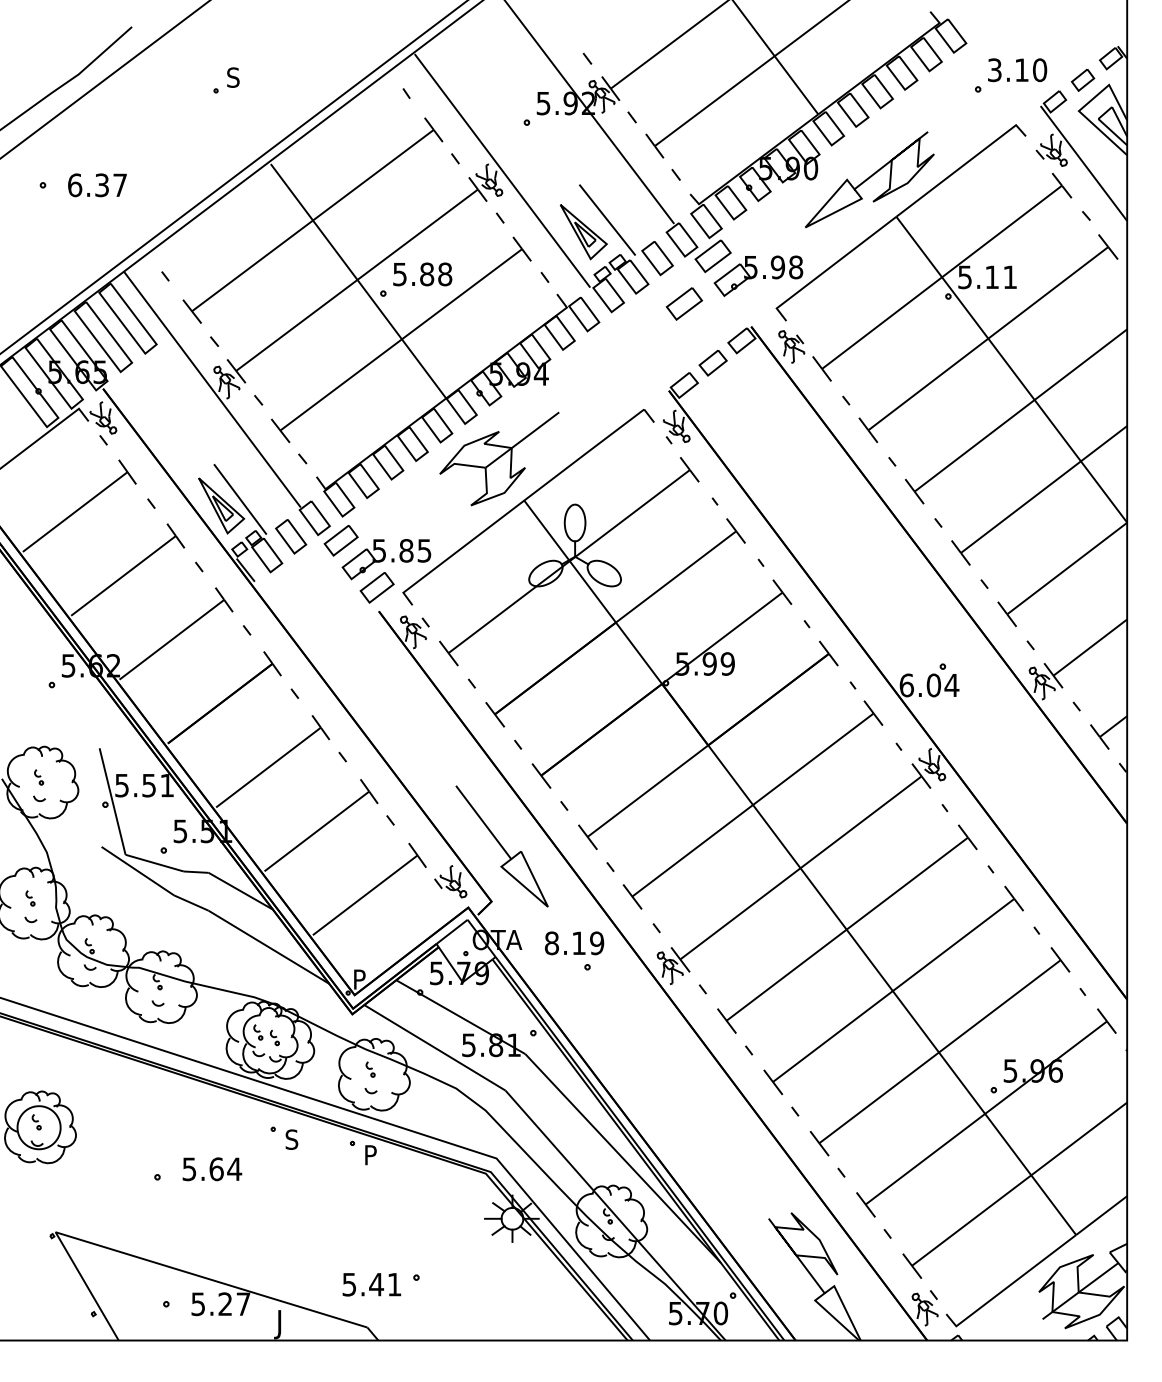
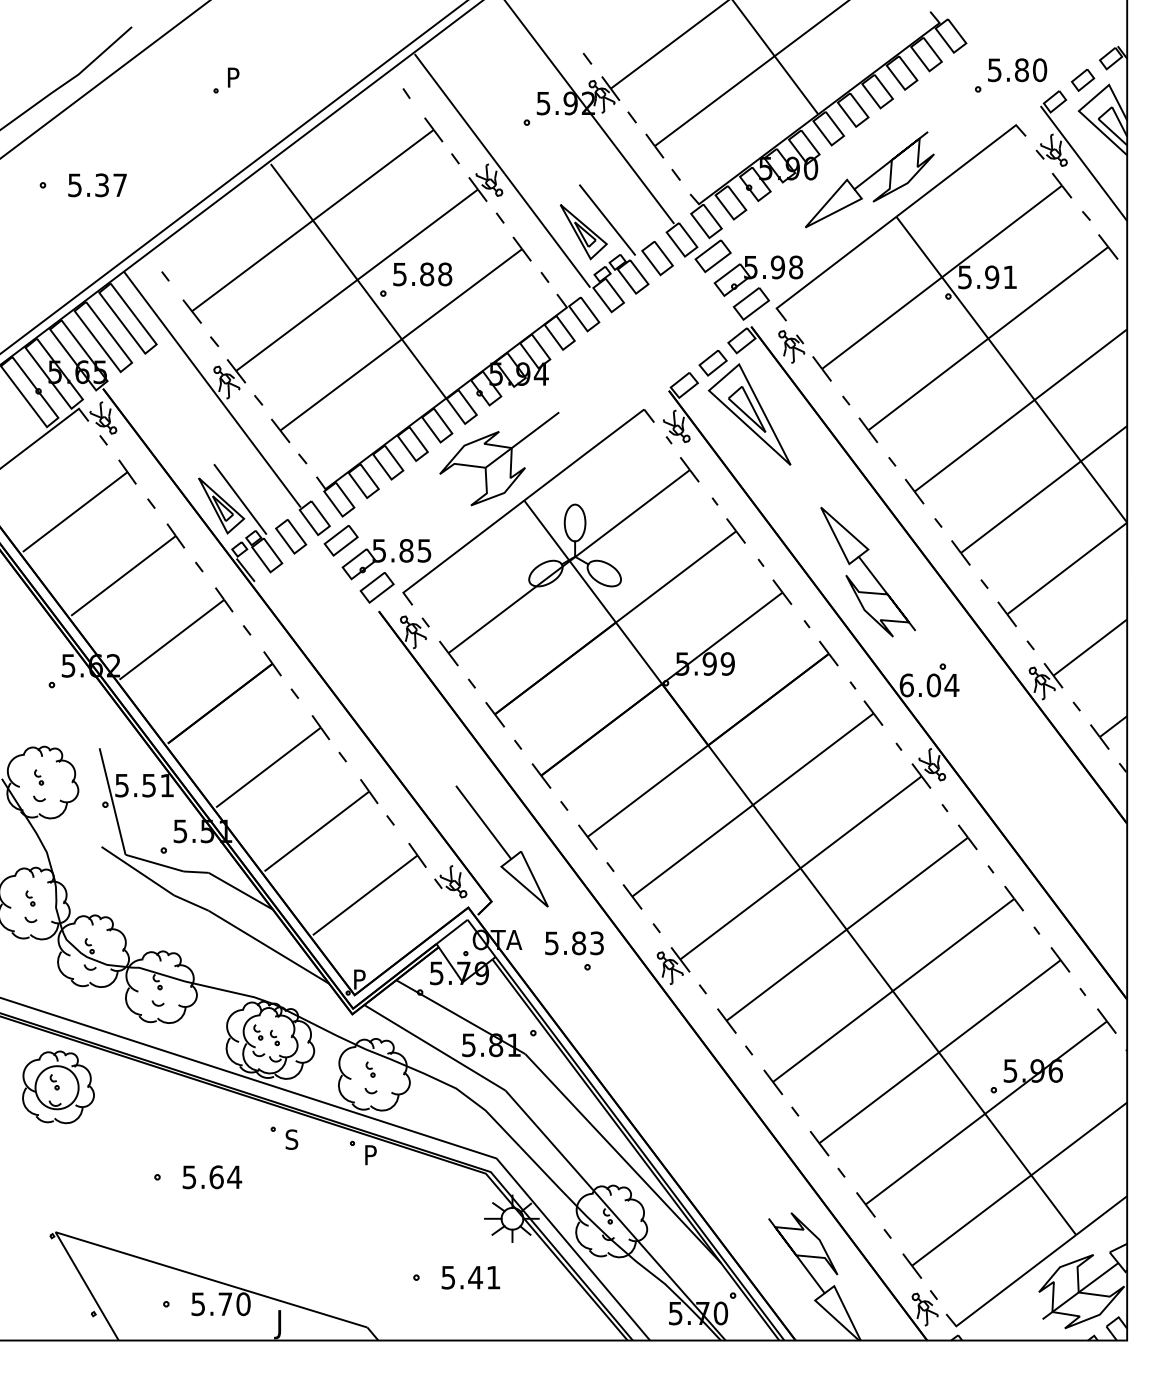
text: 3.10 -> 5.80 (1008, 70)
text: S -> P (233, 77)
text: 6.37 -> 5.37 (75, 185)
text: 5.11 -> 5.91 (992, 277)
part position: (684, 303) -> (751, 303) (751, 303)
part: none -> present (749, 414)
curve: none -> present (868, 571)
text: 8.19 -> 5.83 (574, 943)
part position: (40, 1127) -> (58, 1087) (58, 1087)
text position: (212, 1169) -> (212, 1177) (212, 1177)
text position: (371, 1284) -> (470, 1277) (470, 1277)
text: 5.27 -> 5.70 (234, 1304)
